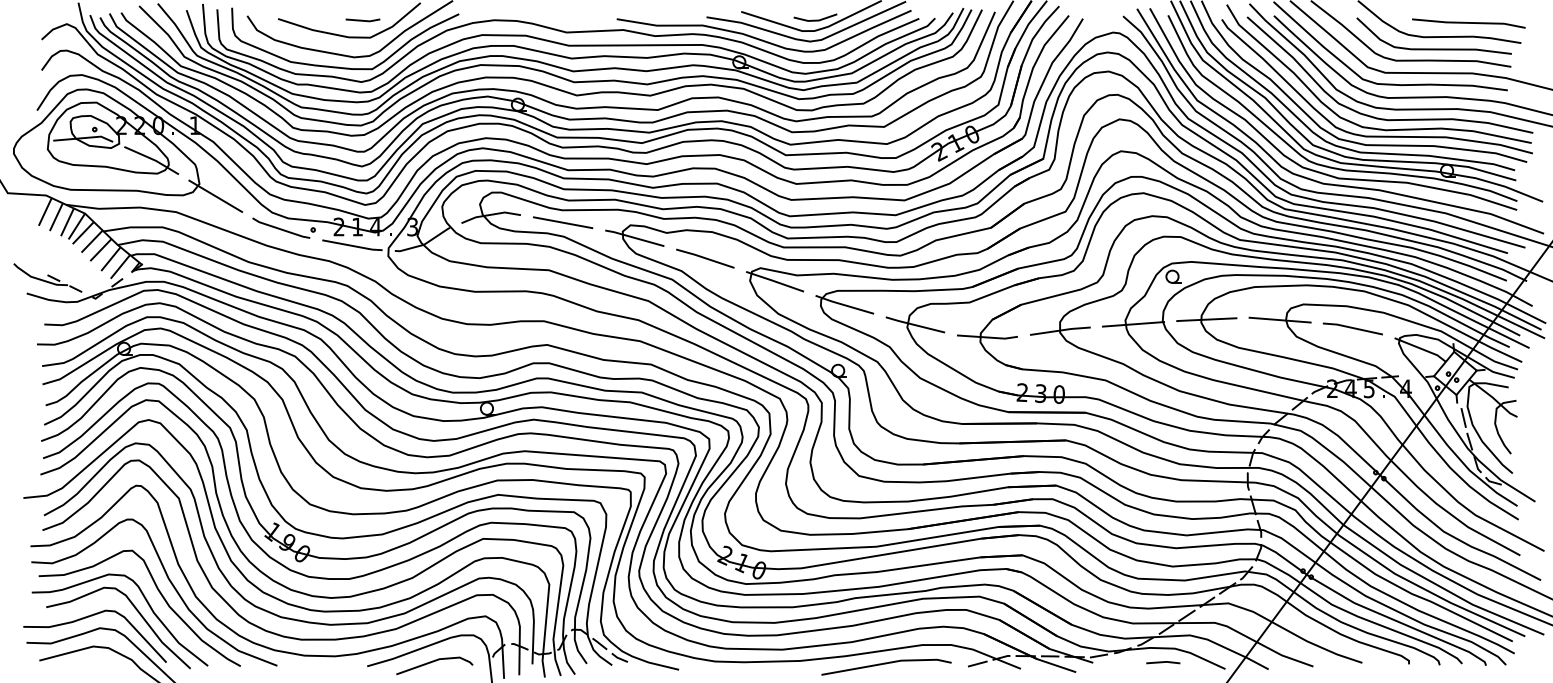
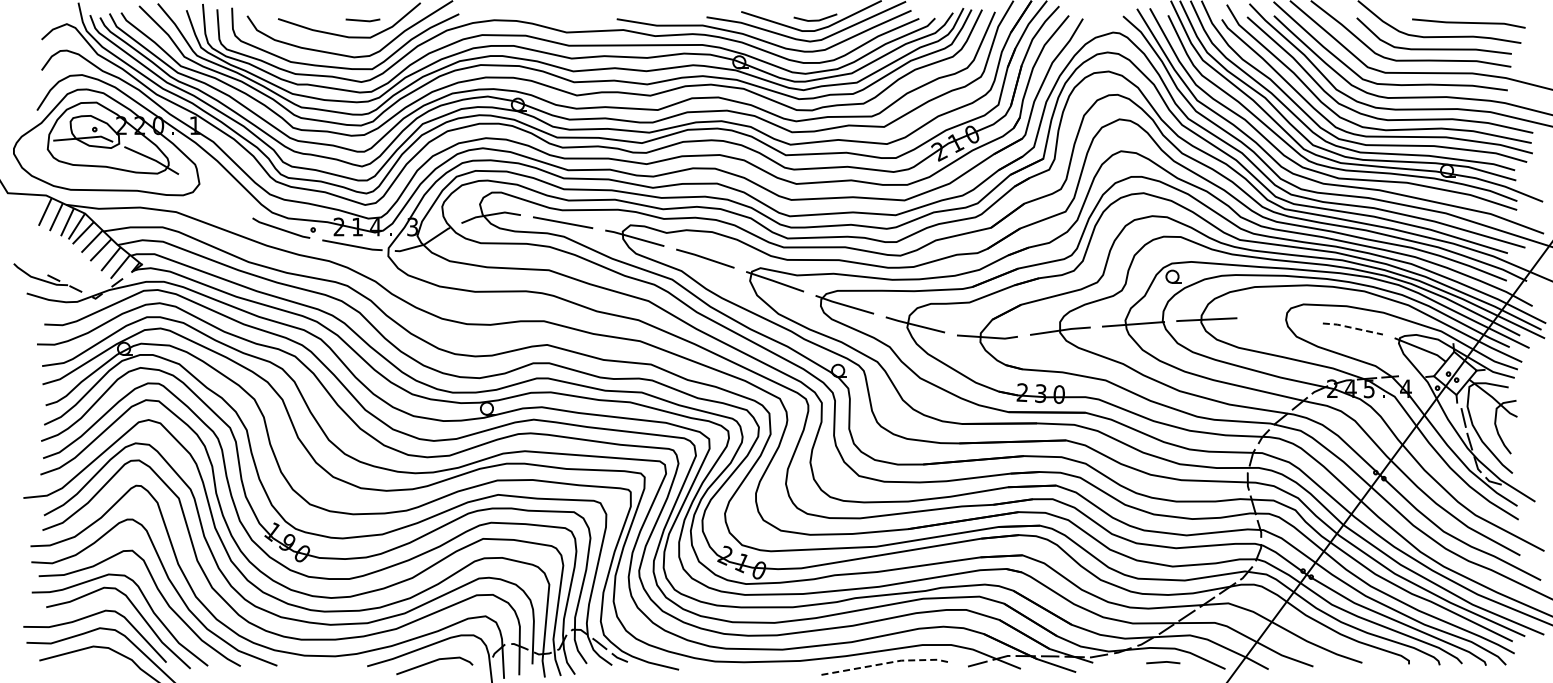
line: present -> none (215, 195)
line: present -> none (1279, 319)
line: solid -> dashed (1352, 328)
line: solid -> dashed (888, 662)
